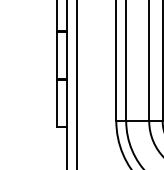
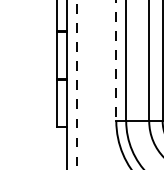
line: solid -> dashed (116, 61)
line: solid -> dashed (77, 85)
